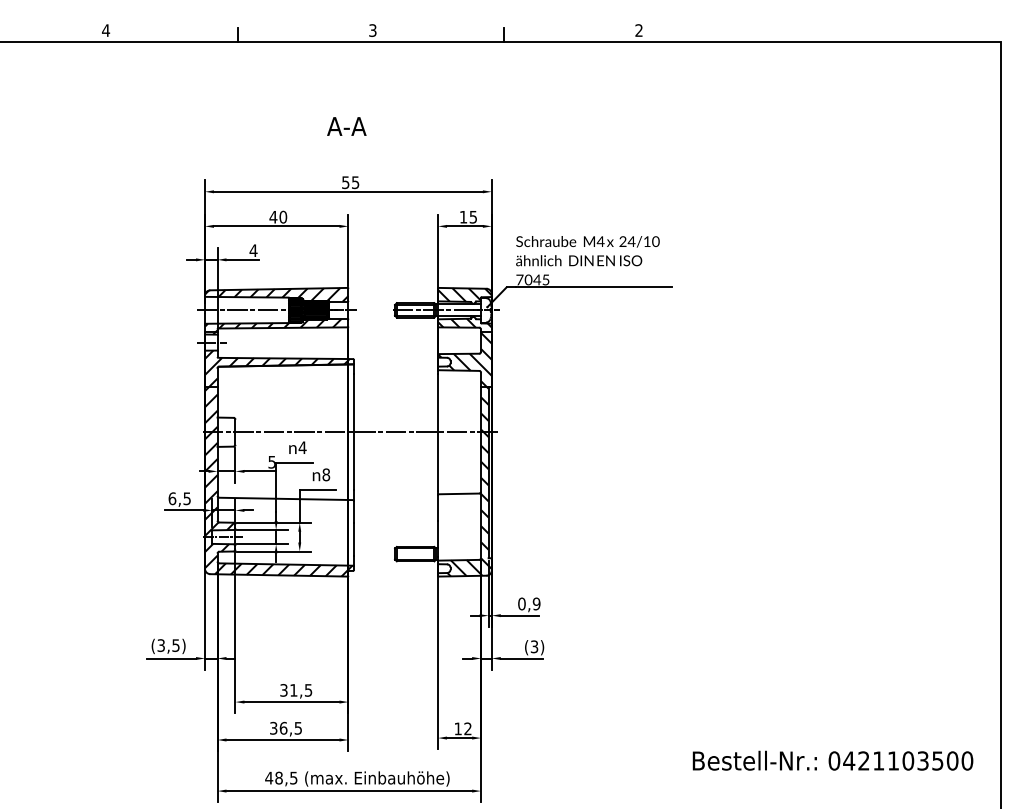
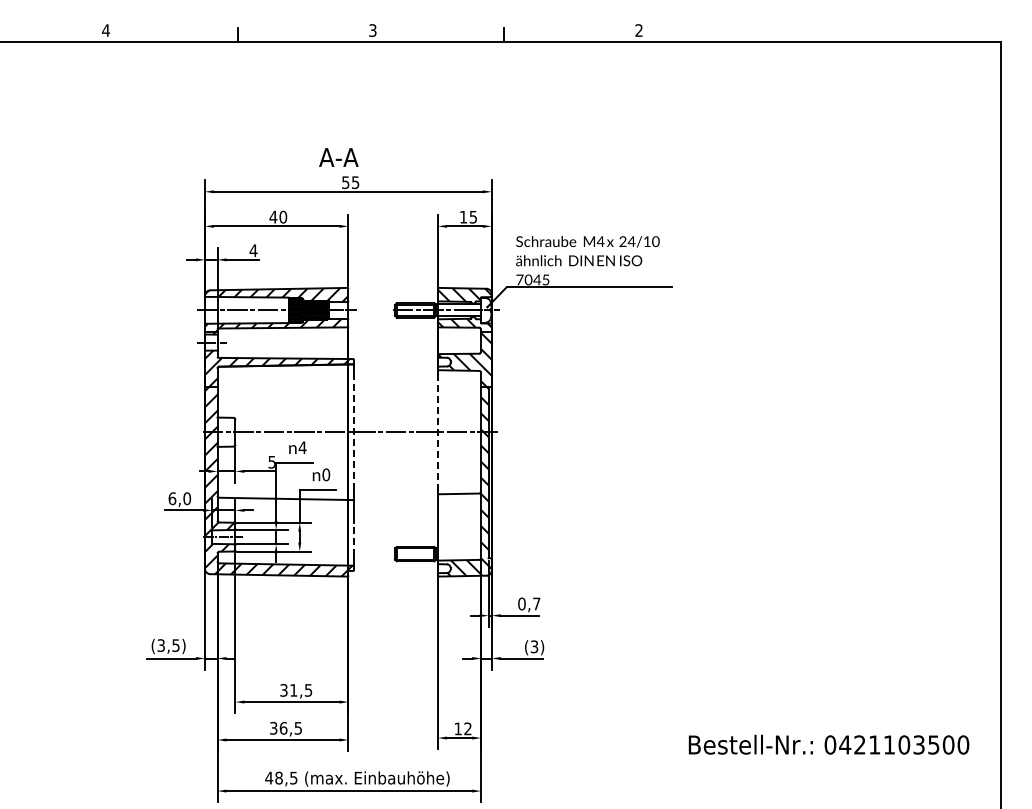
text position: (346, 126) -> (338, 157) (338, 157)
line: solid -> dashed (353, 432)
line: solid -> dashed (438, 432)
text: 8 -> 0 (326, 474)
text: 6,5 -> 6,0 (187, 498)
line: solid -> dashed (353, 539)
text: 0,9 -> 0,7 (536, 603)
text position: (832, 760) -> (828, 744) (828, 744)
